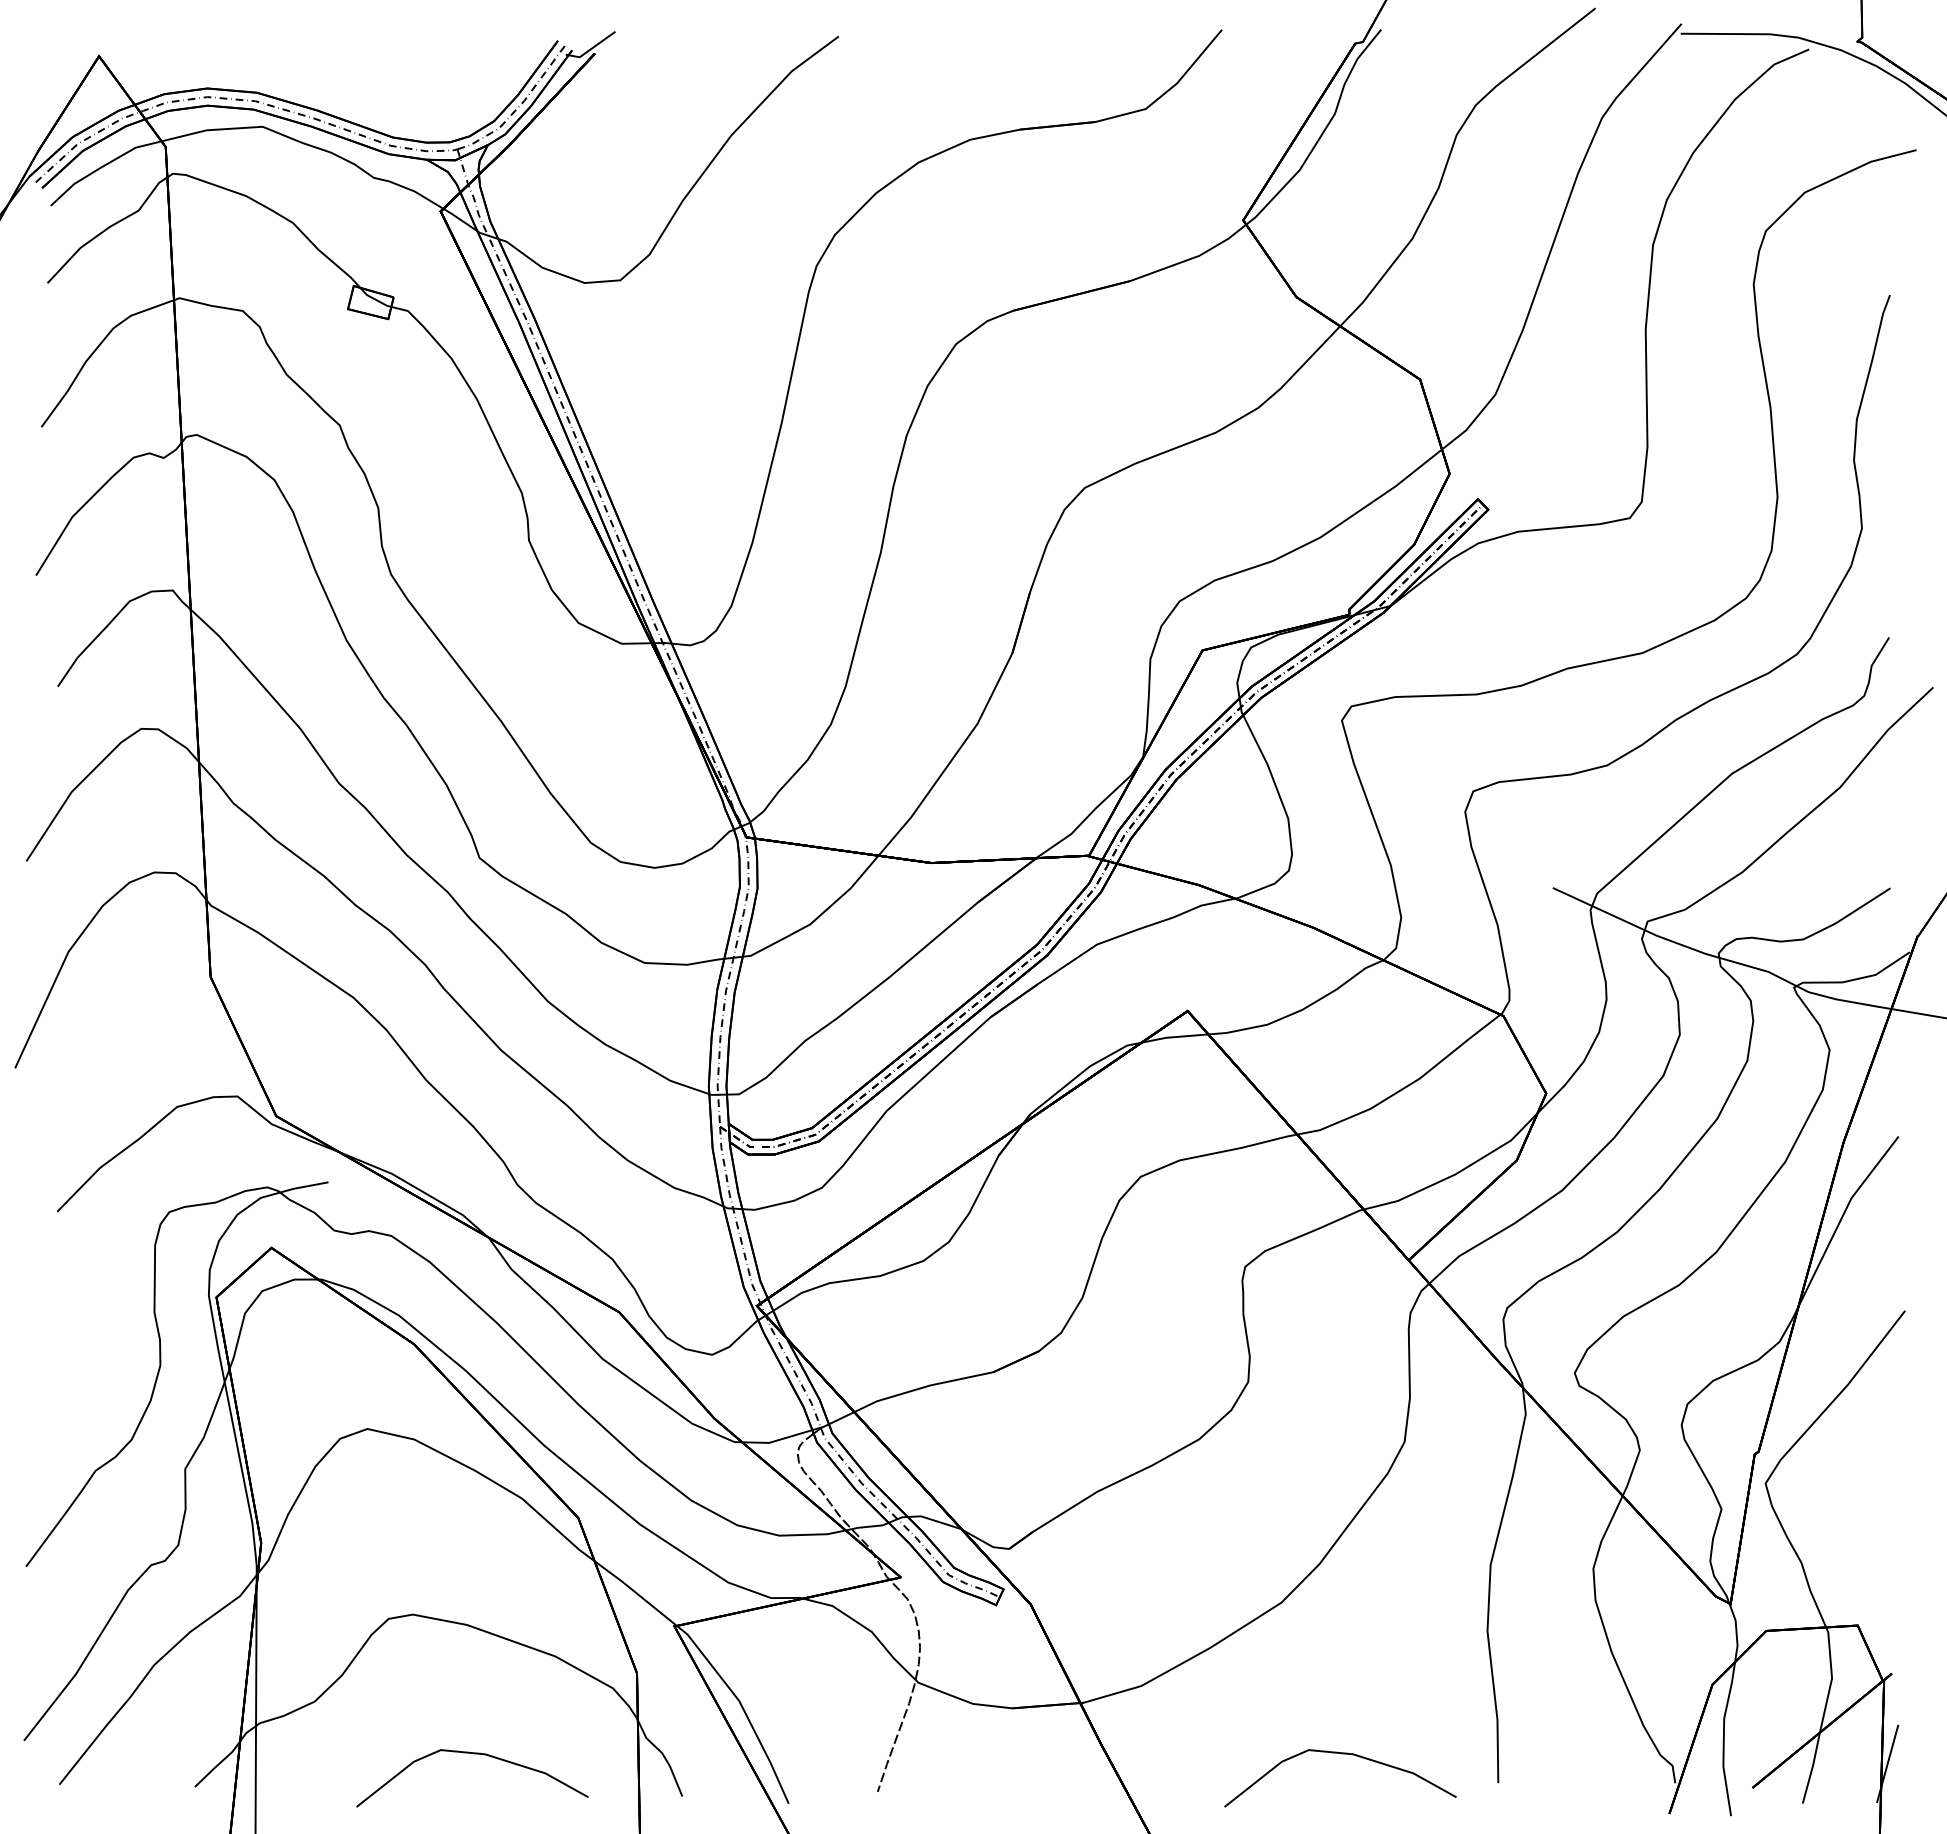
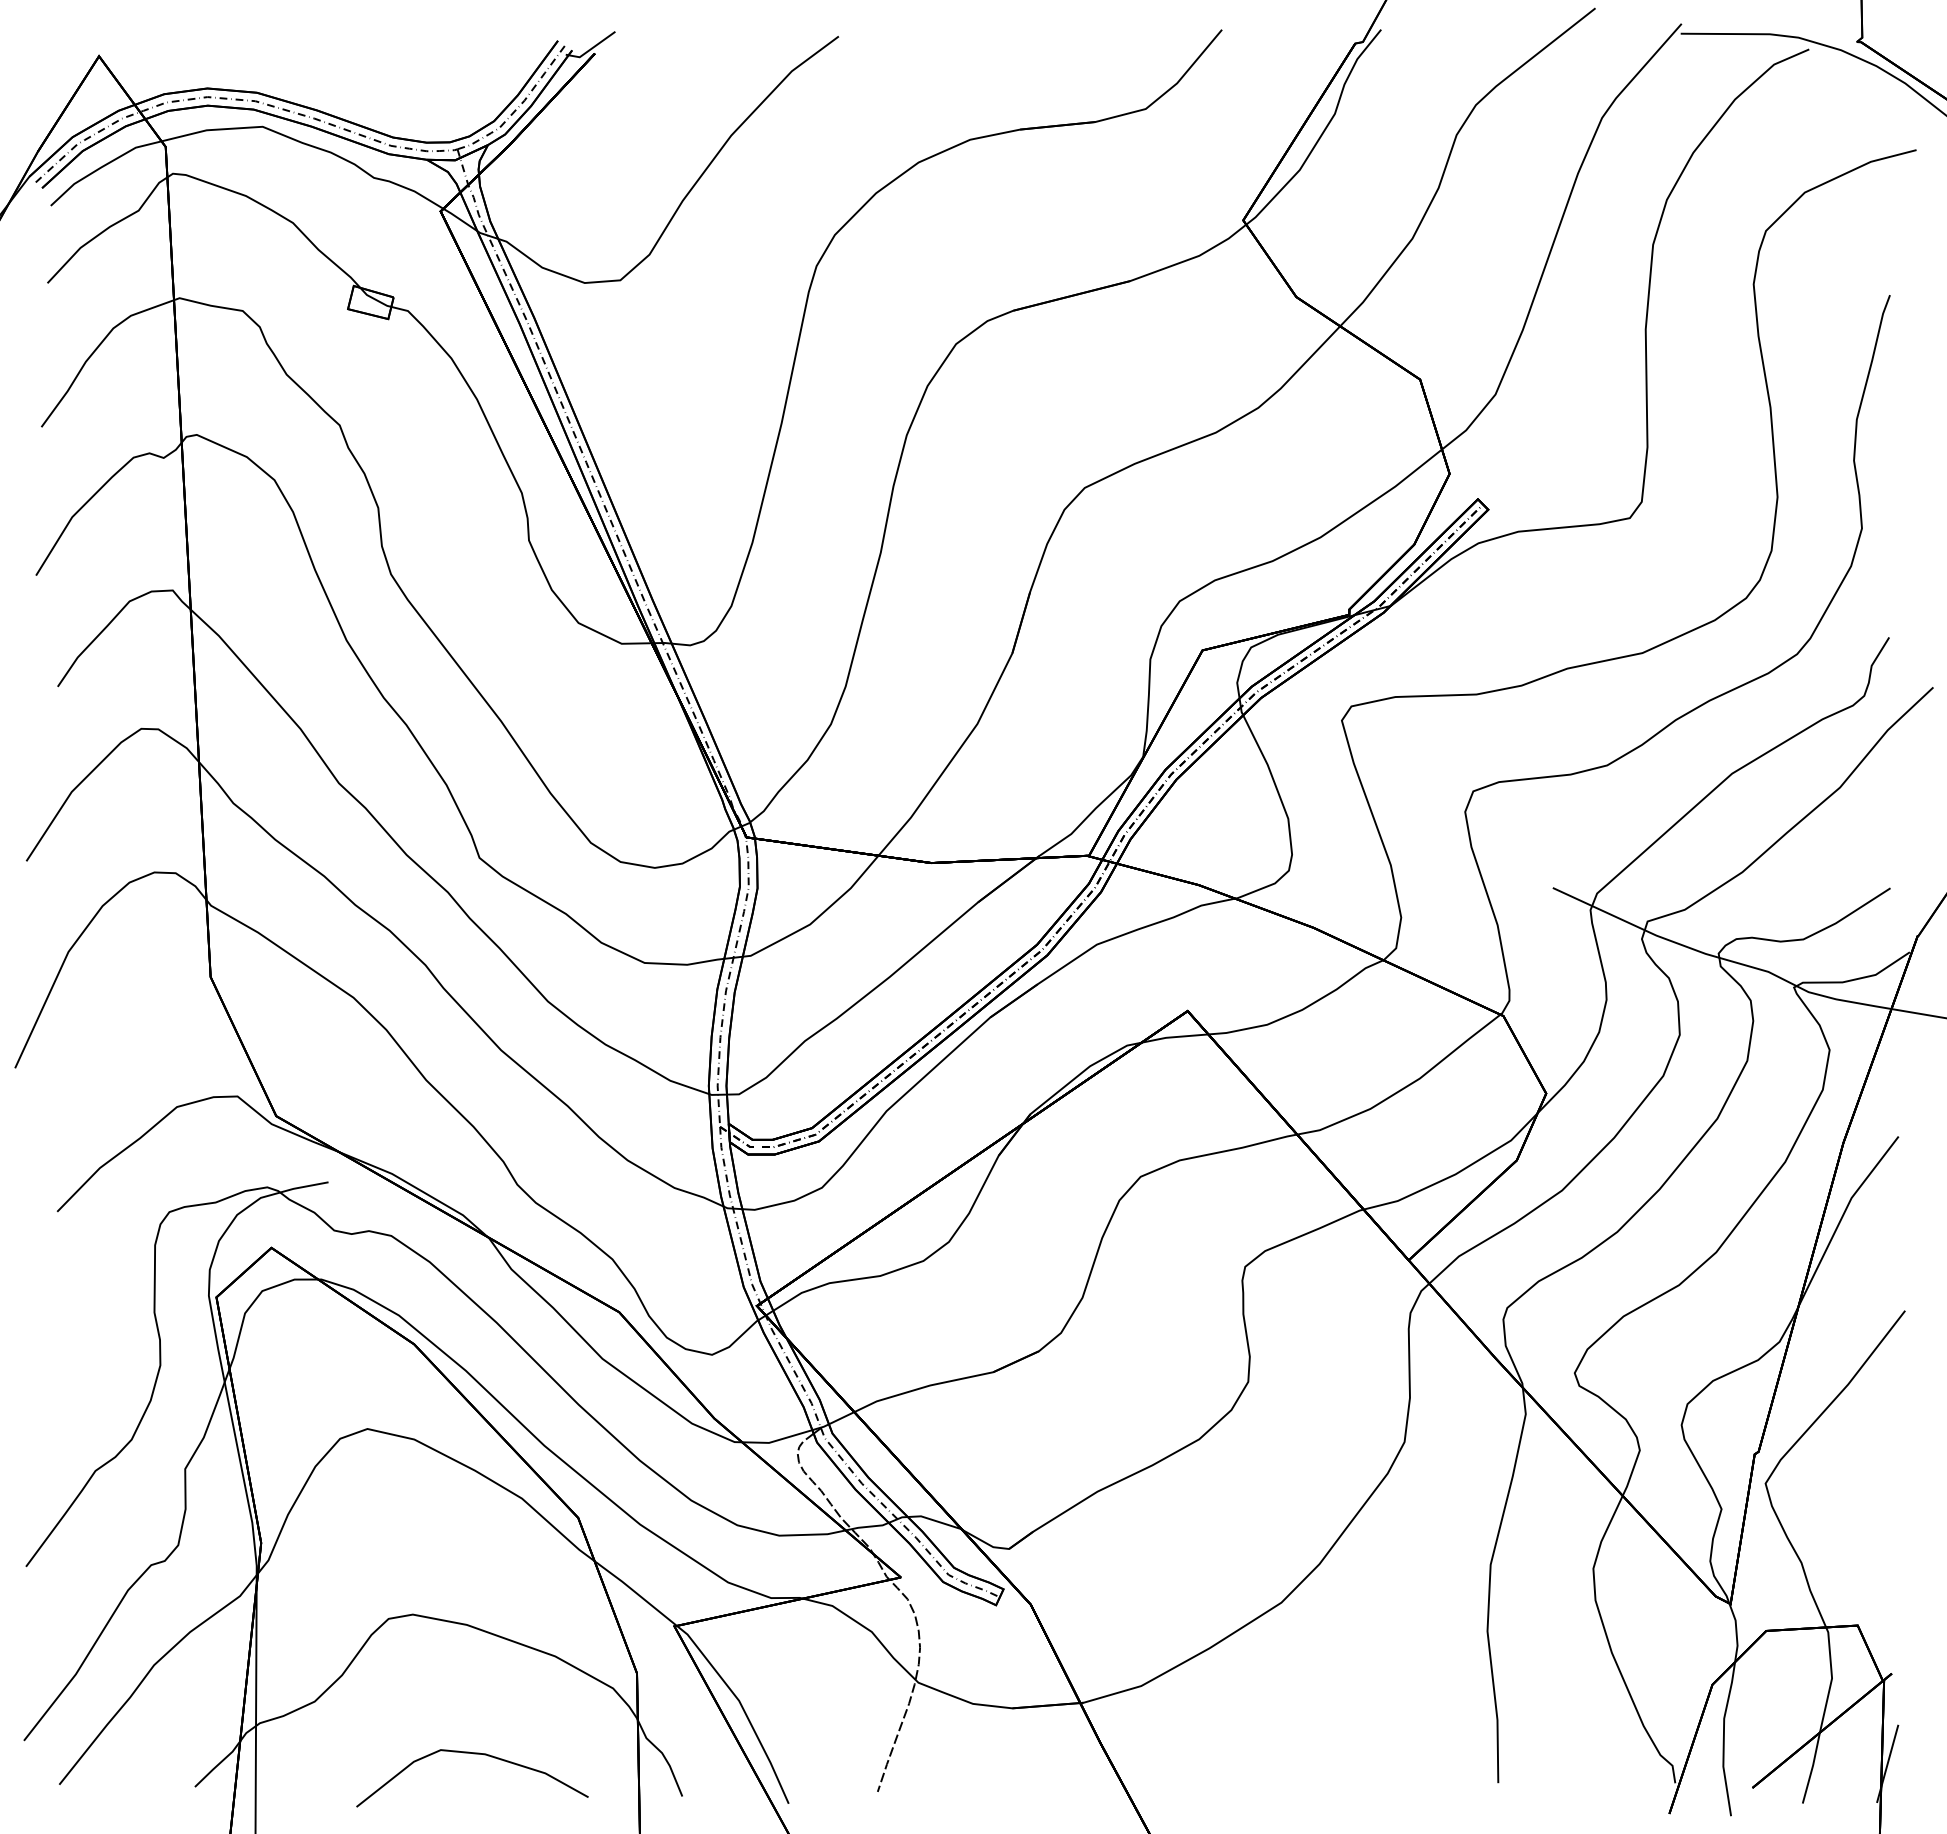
curve: present -> none (1341, 1754)
